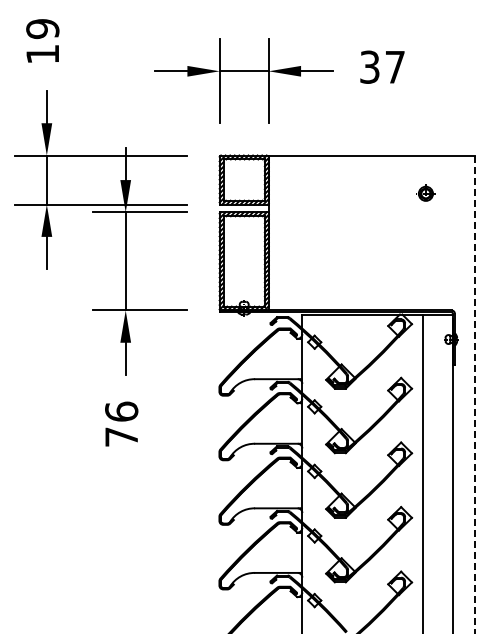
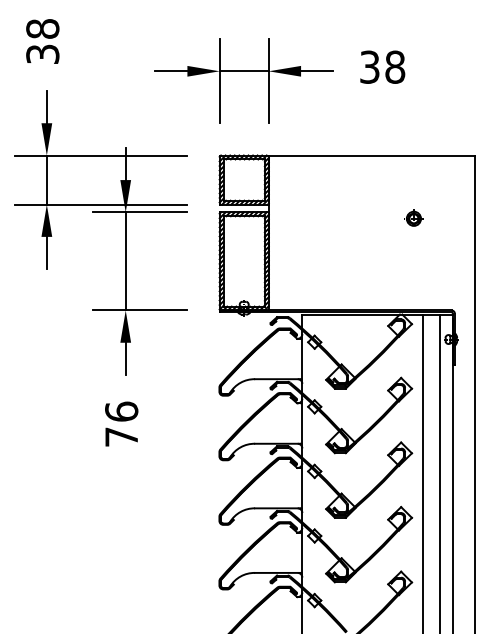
text: 19 -> 38 (42, 41)
text: 37 -> 38 (395, 66)
part position: (425, 192) -> (413, 217) (413, 217)
line: dashed -> solid (475, 394)
line: none -> present (440, 472)
